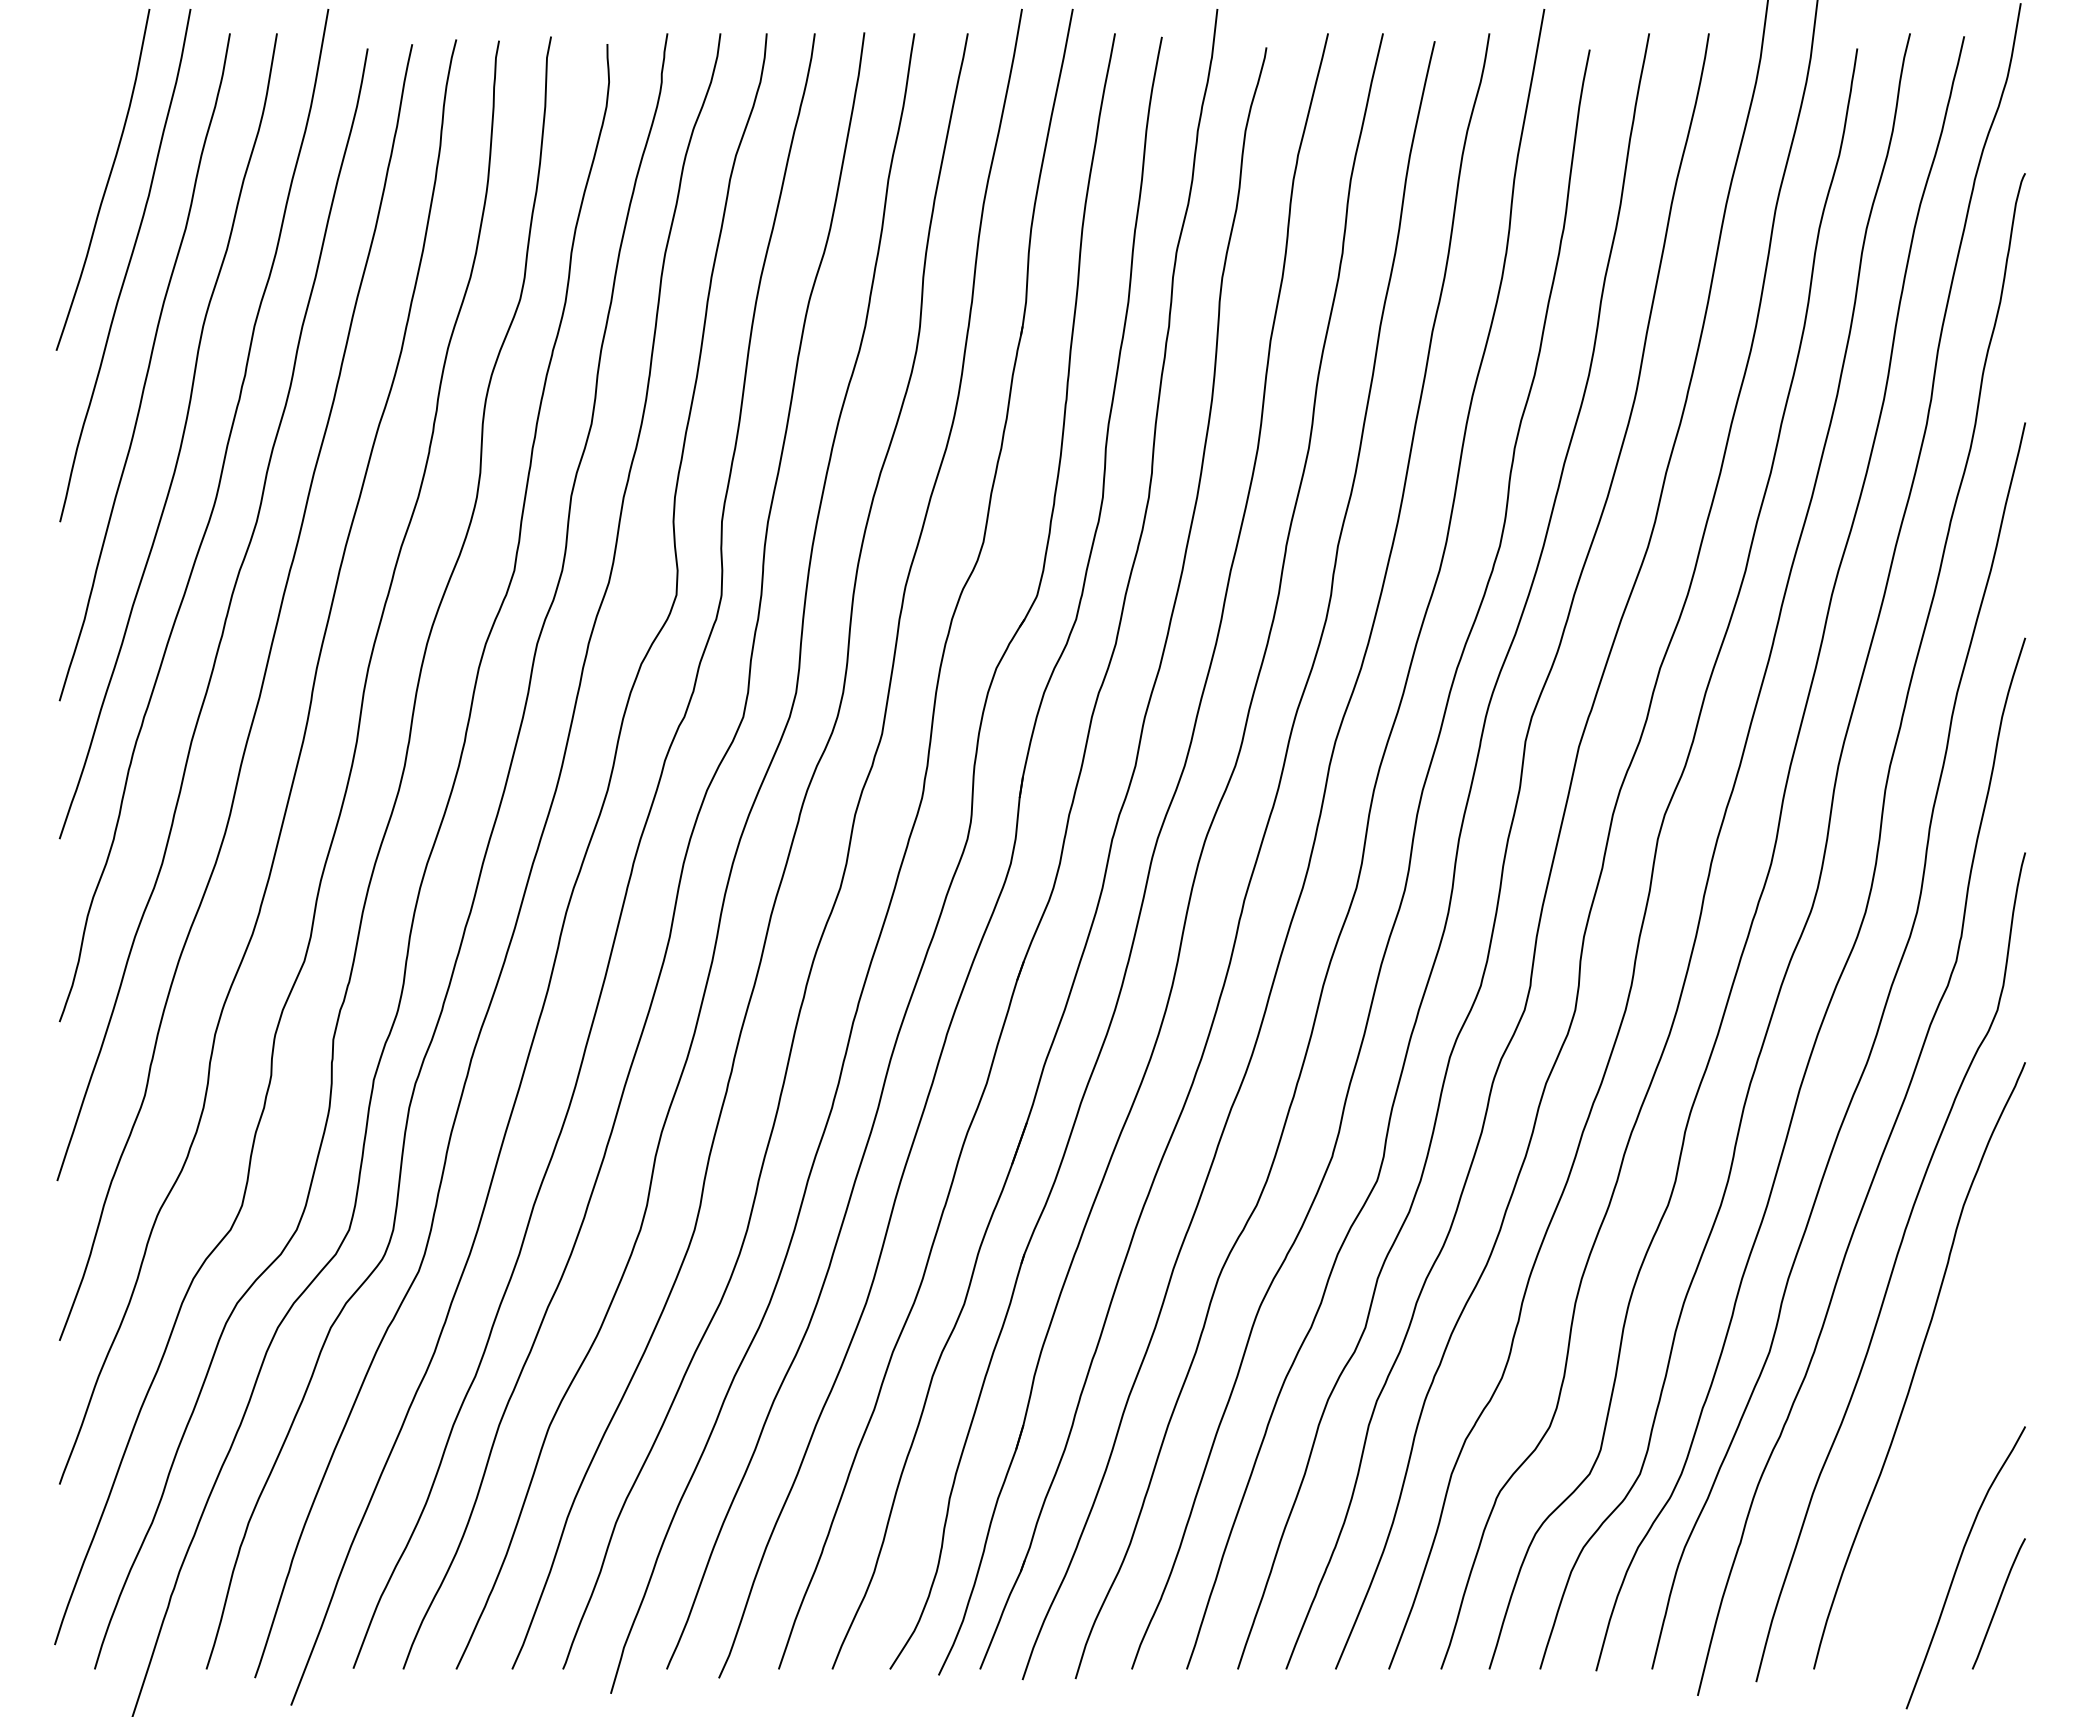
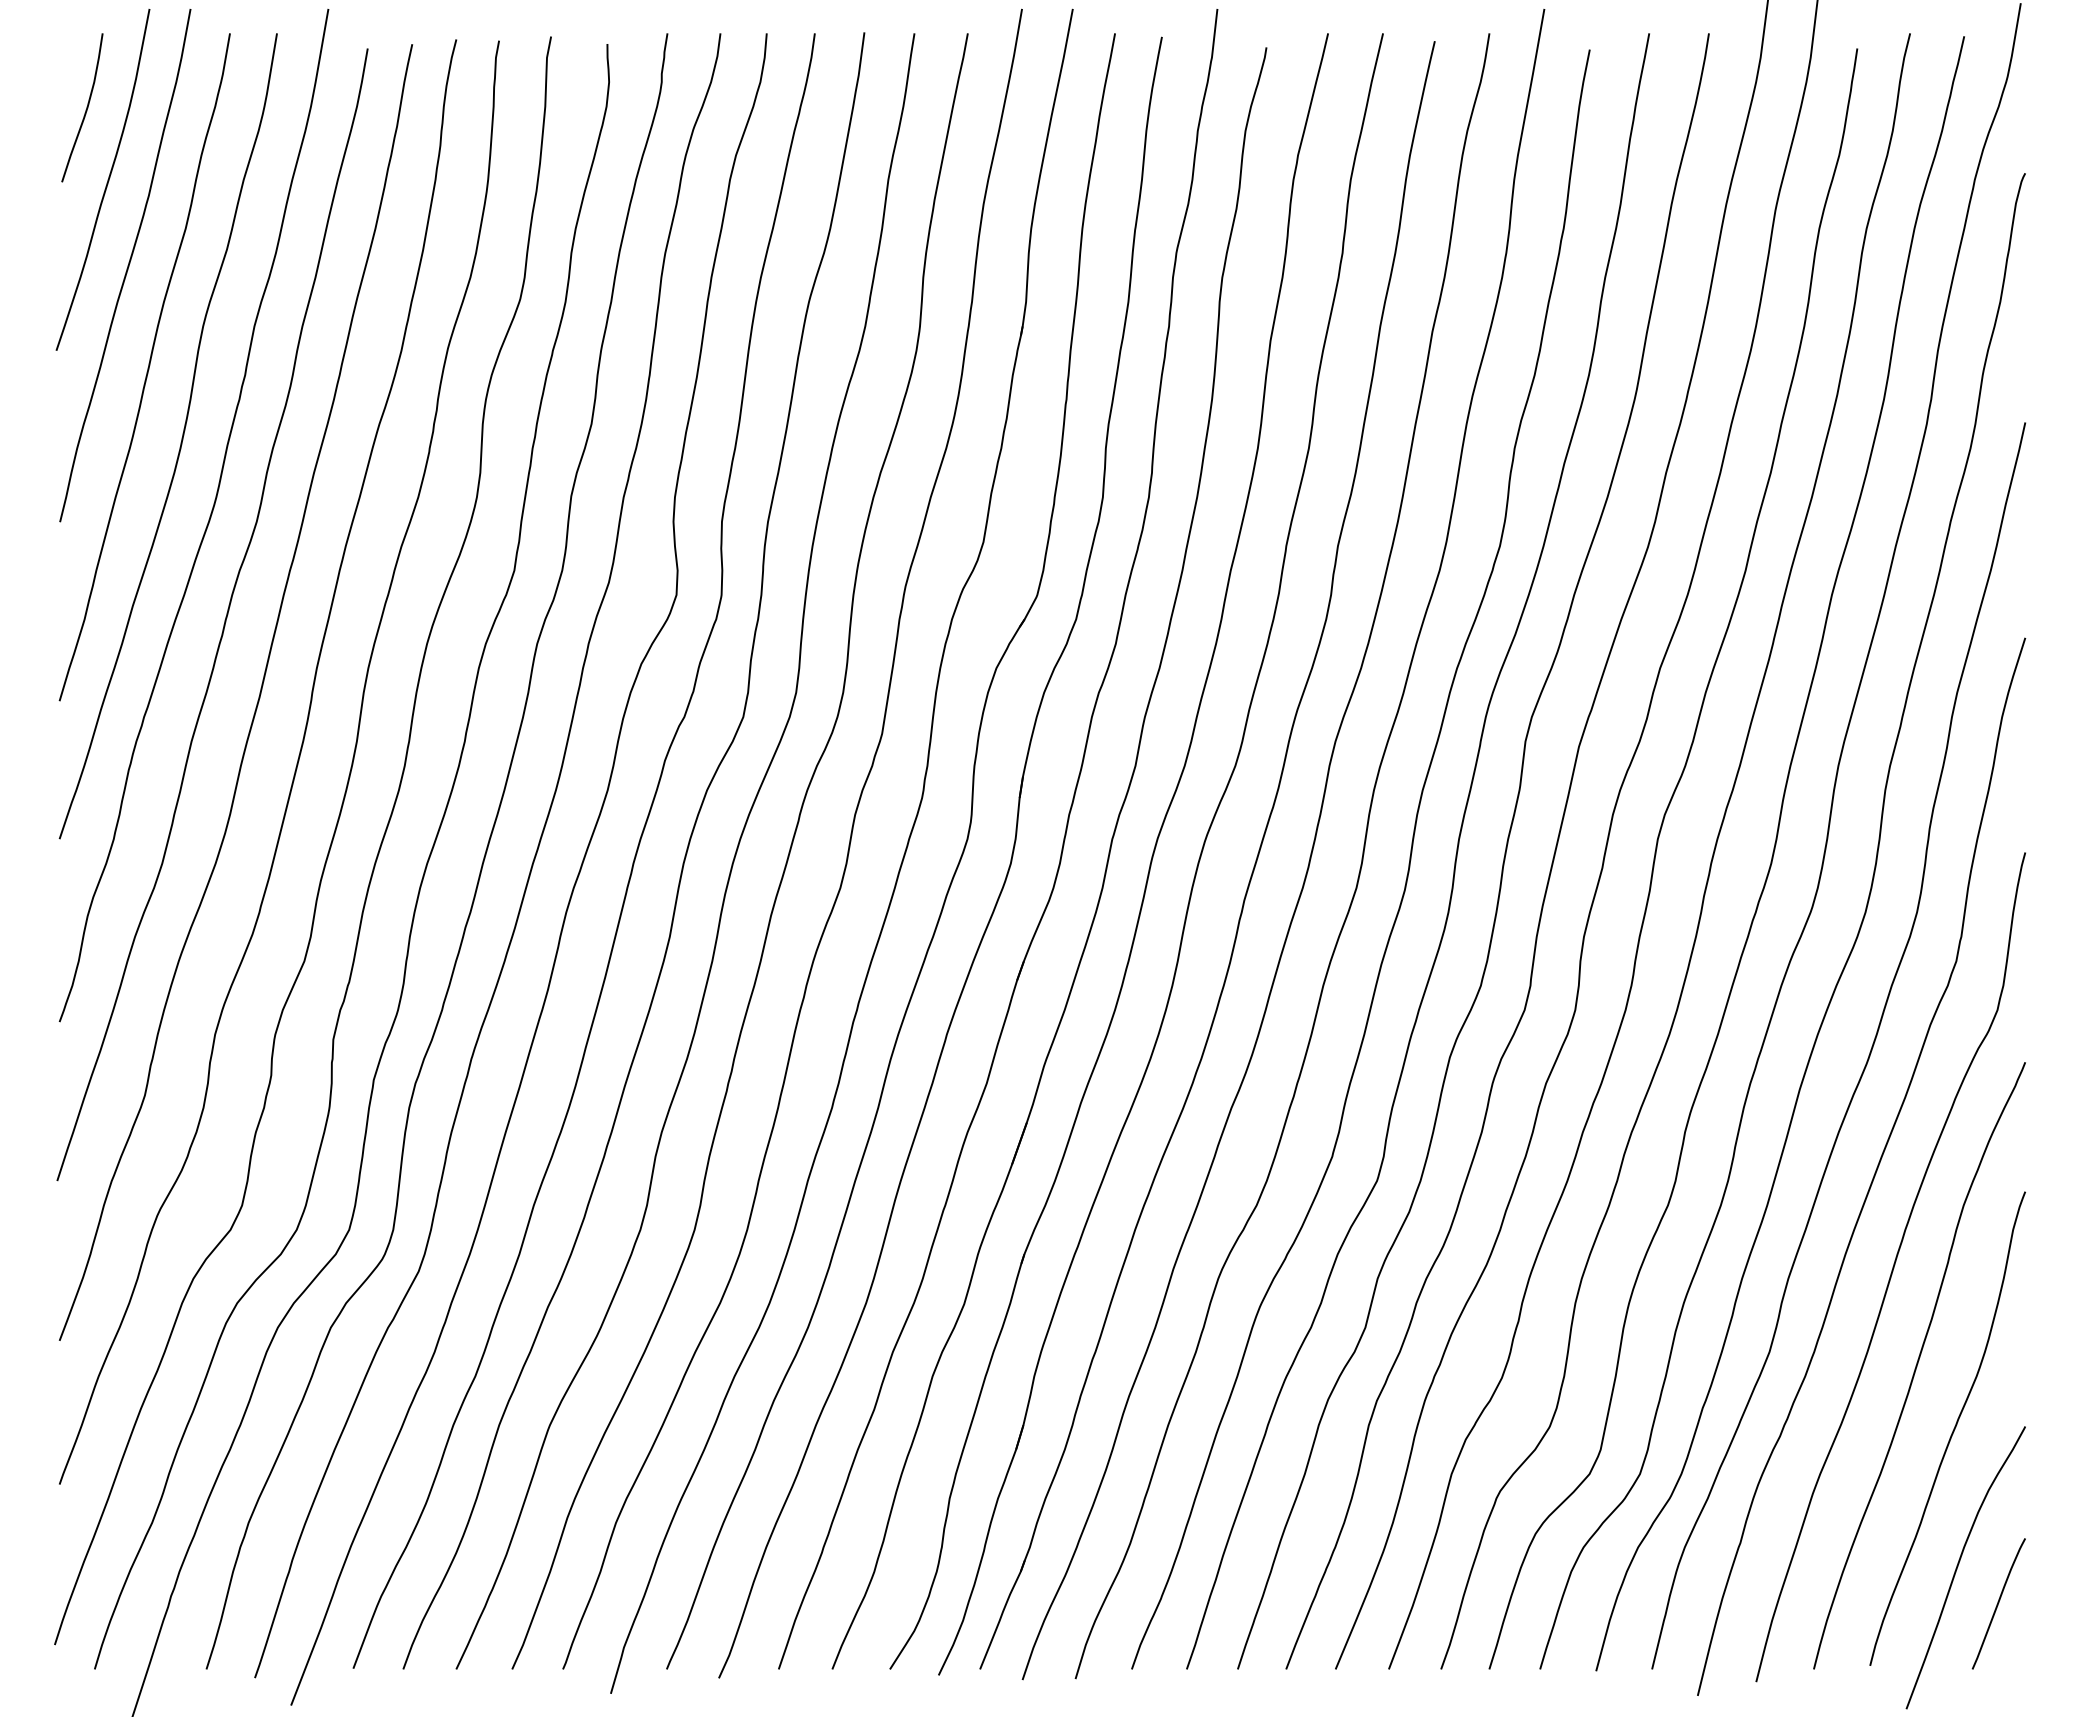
curve: none -> present (85, 109)
curve: none -> present (1952, 1430)
